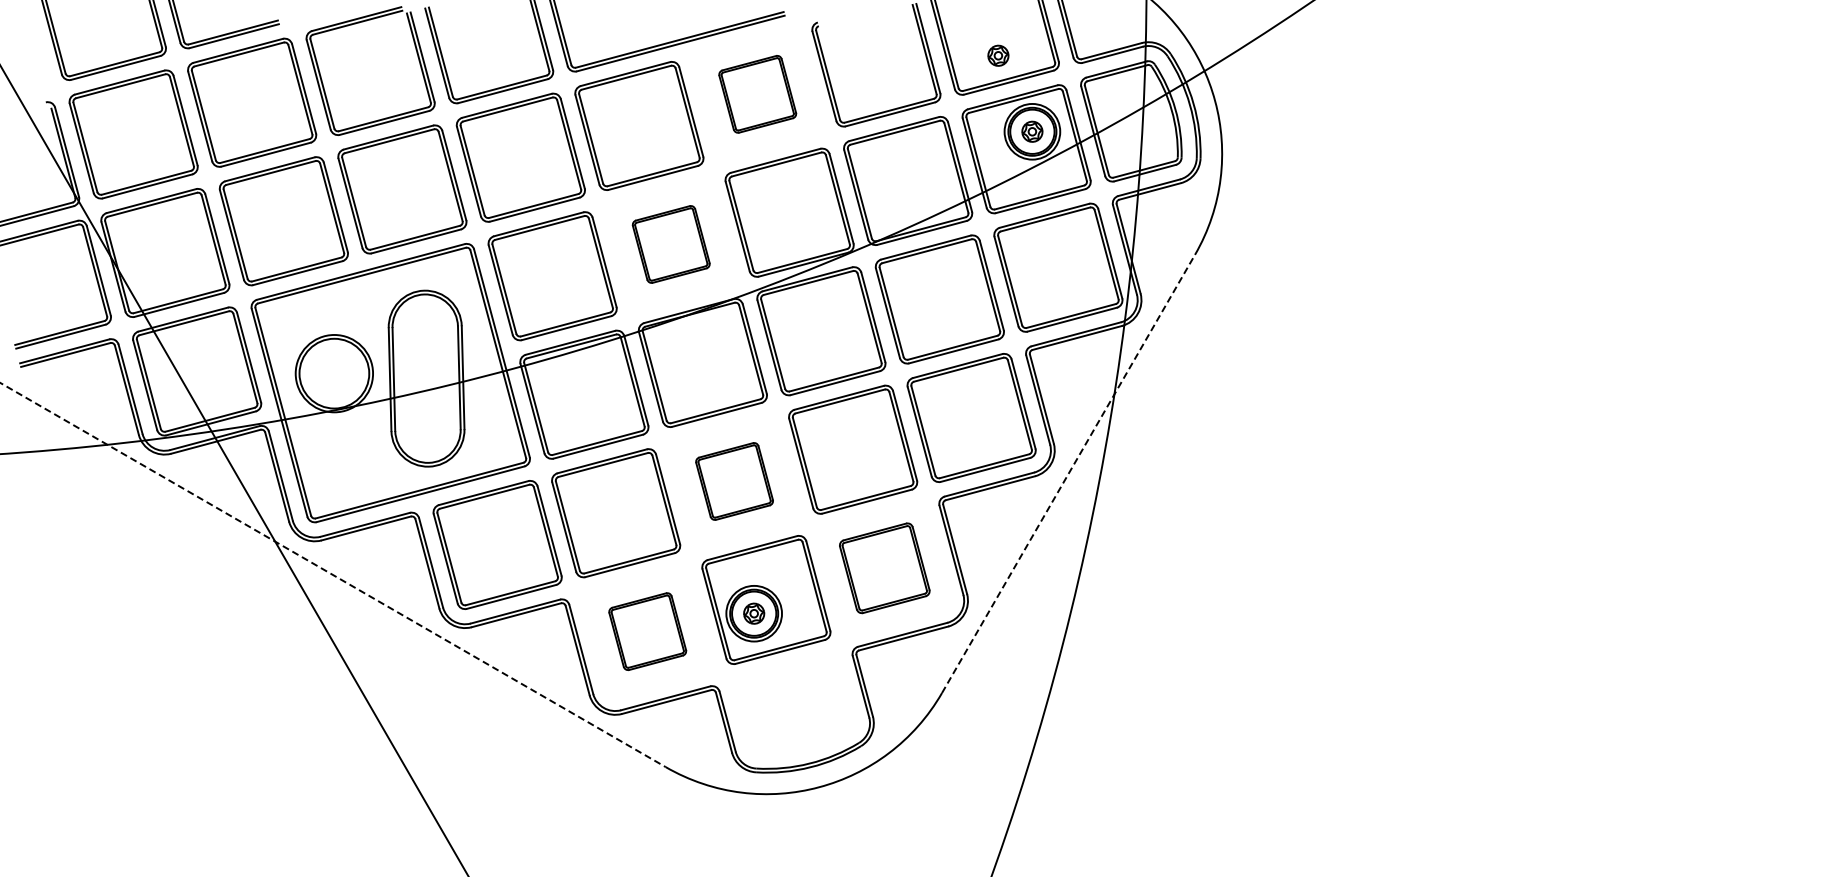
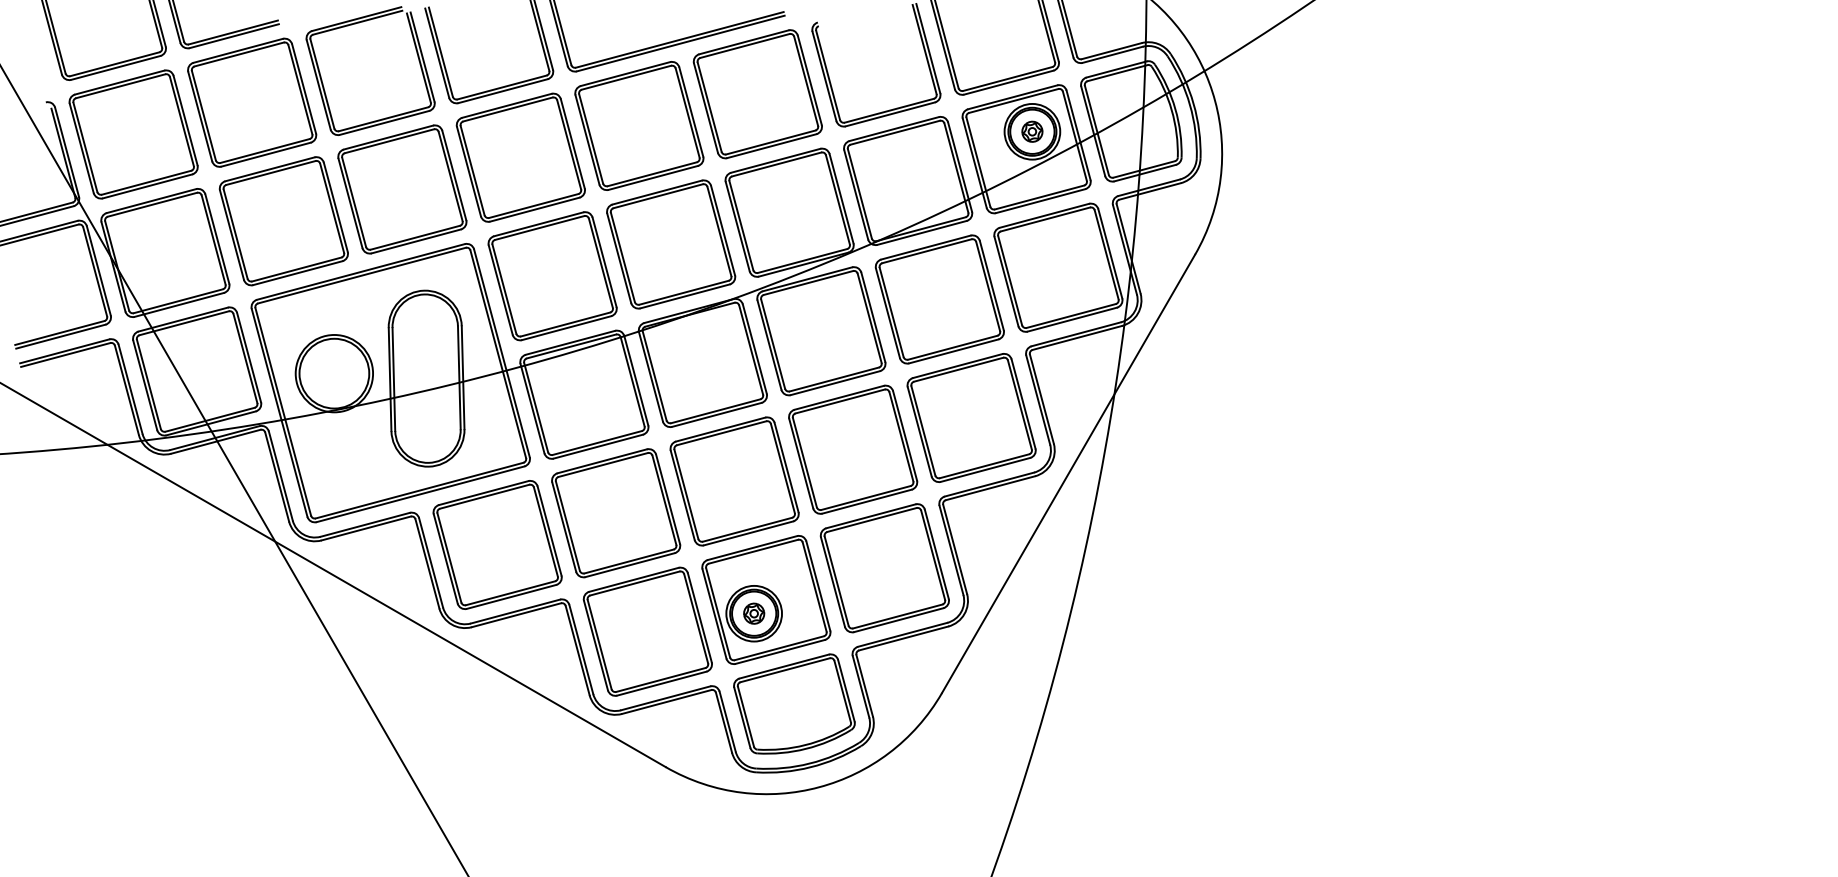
part: present -> none (998, 55)
part size: 80x79 px -> 131x131 px (757, 94)
part size: 80x79 px -> 131x131 px (671, 244)
line: dashed -> solid (1068, 473)
part size: 79x79 px -> 131x131 px (734, 481)
part size: 92x93 px -> 131x131 px (884, 568)
line: dashed -> solid (333, 575)
part size: 80x79 px -> 131x131 px (647, 631)
part: none -> present (794, 703)
